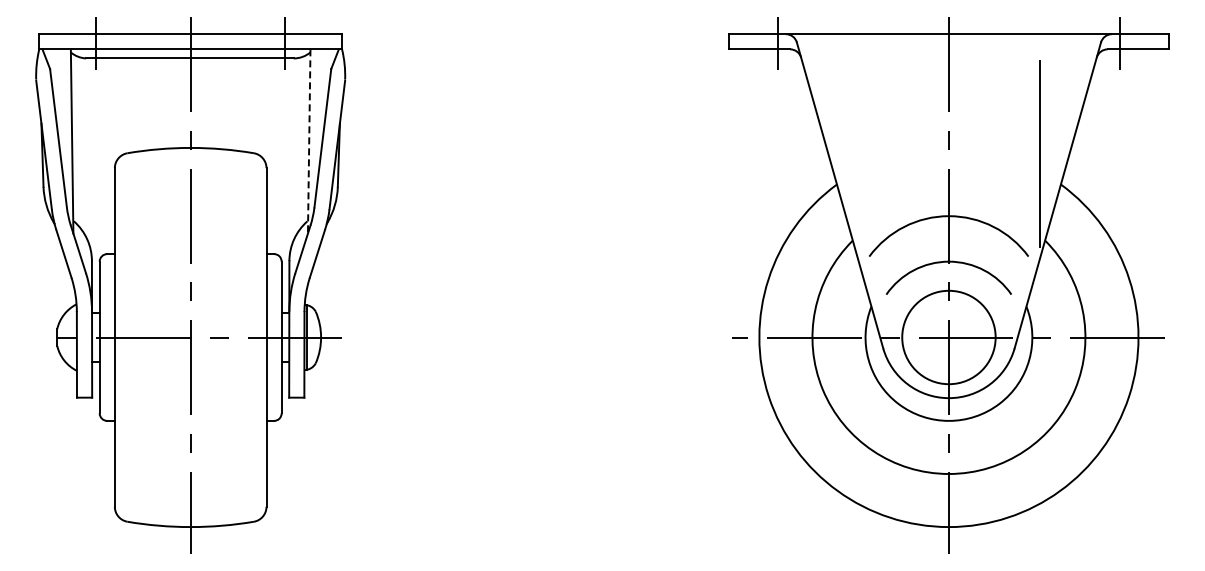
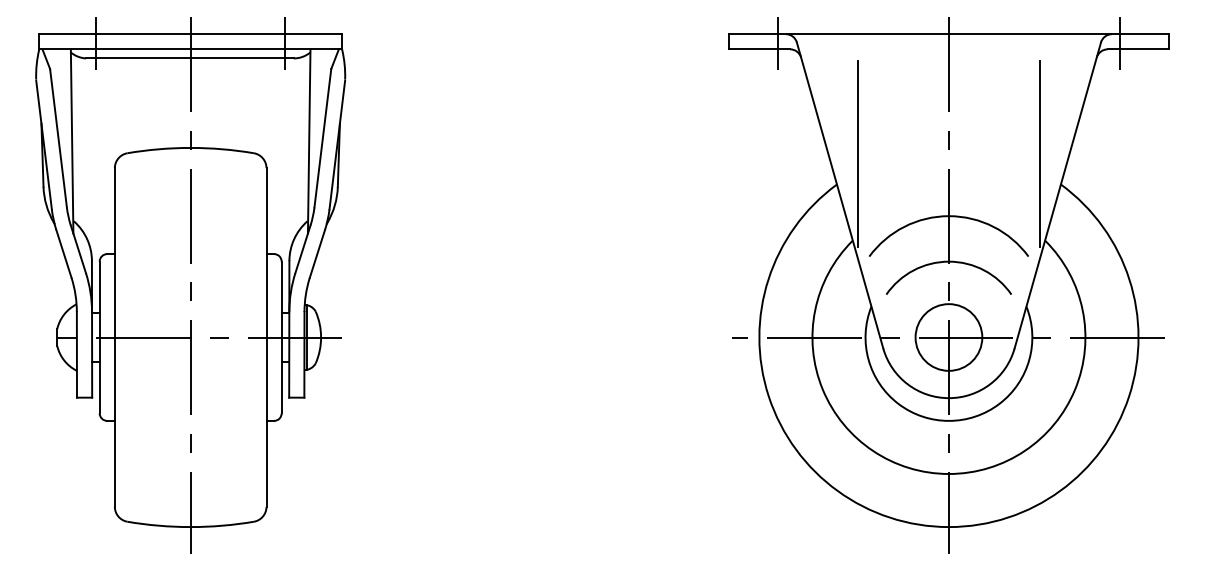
line: dashed -> solid (309, 141)
line: none -> present (857, 153)
circle diameter: 93 px -> 67 px (948, 337)
